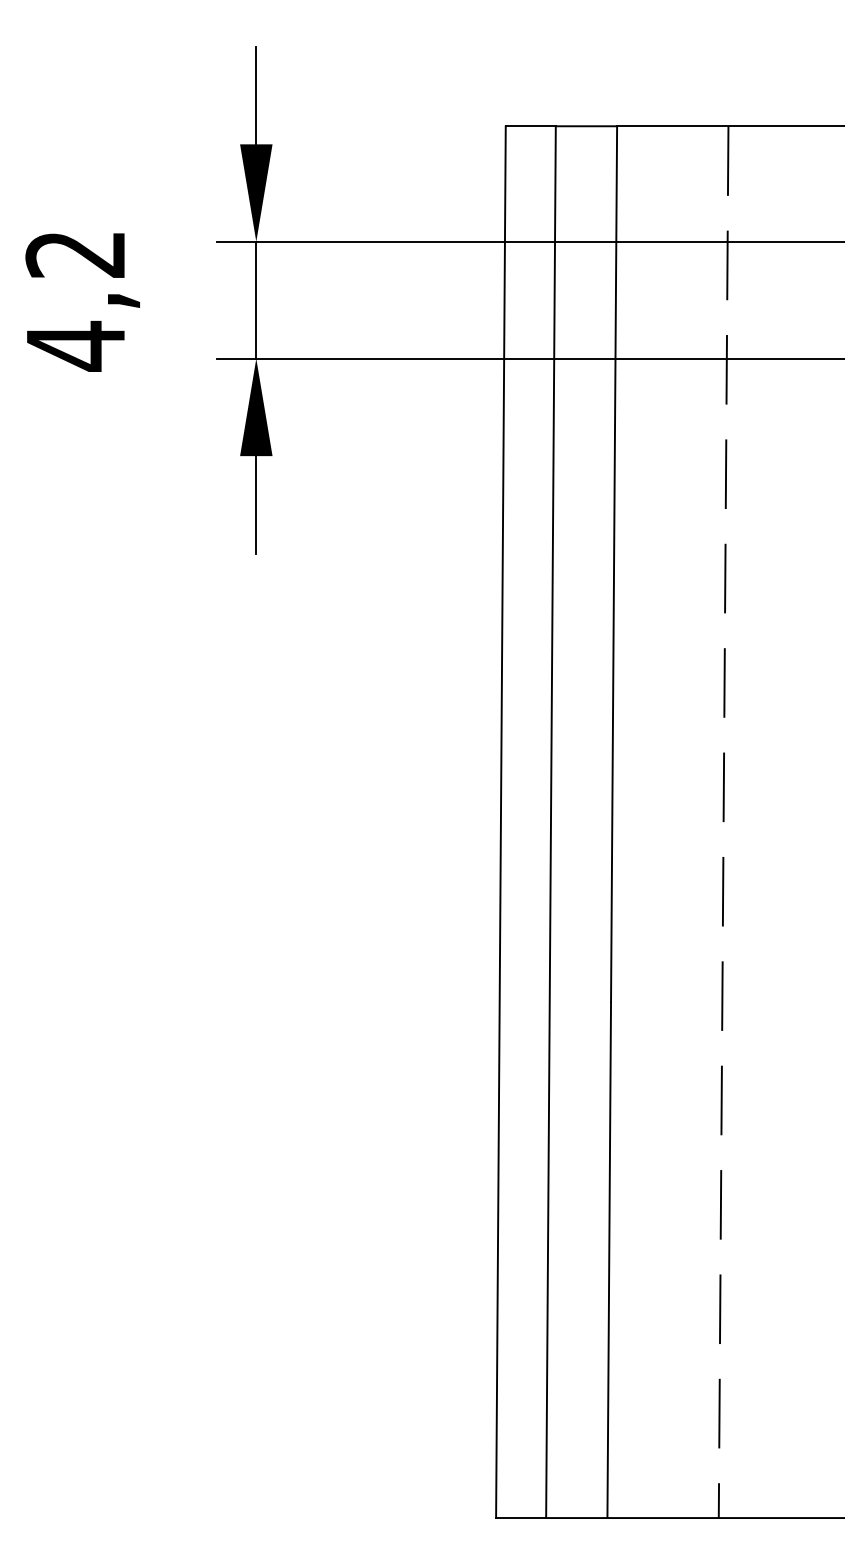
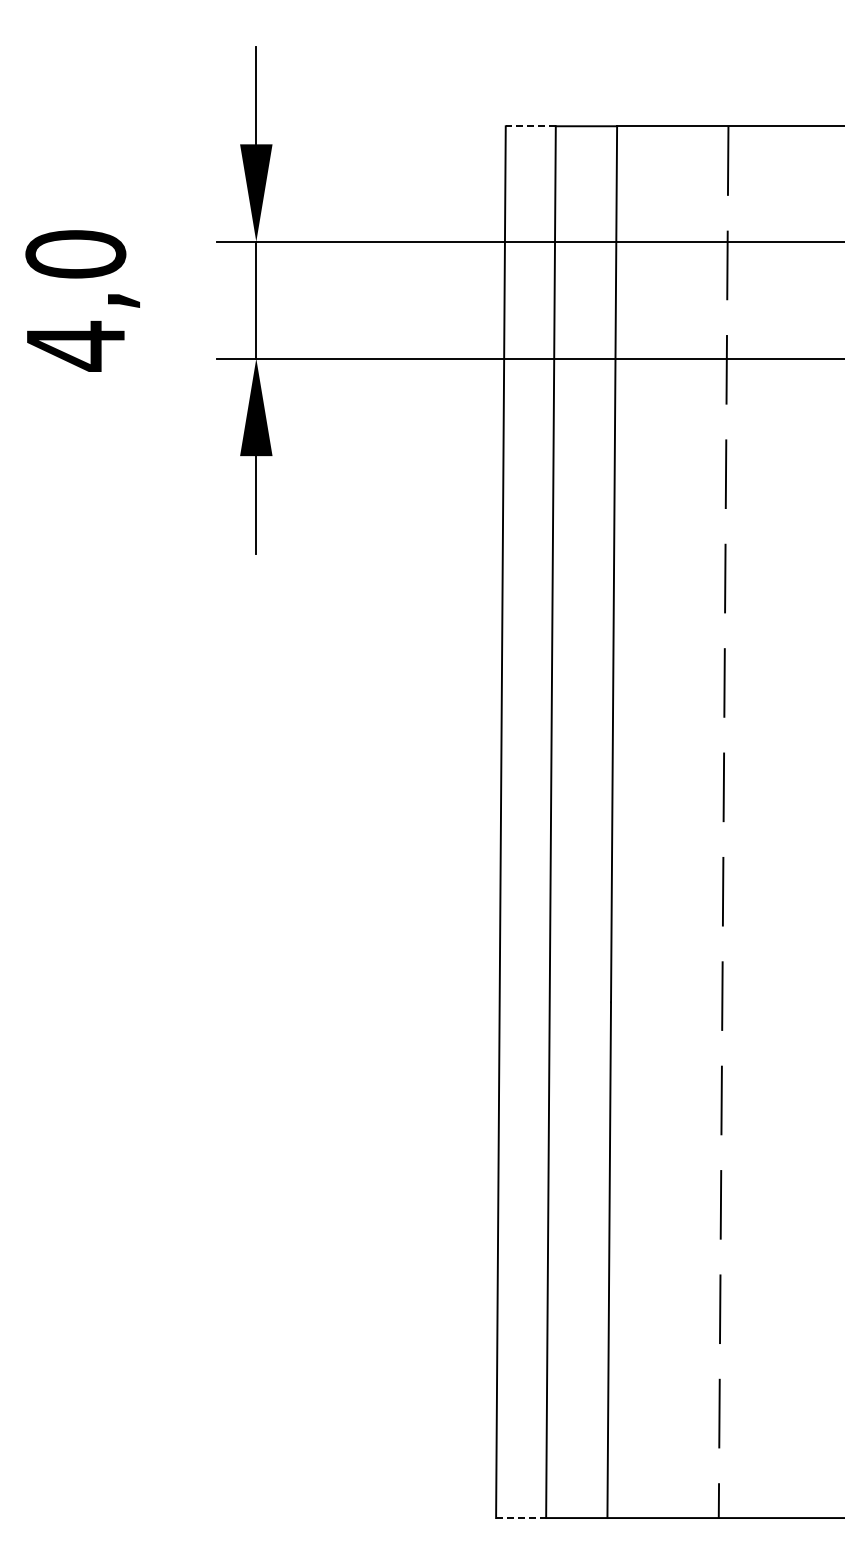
line: solid -> dashed (530, 126)
text: 4,2 -> 4,0 (75, 254)
line: solid -> dashed (521, 1518)
